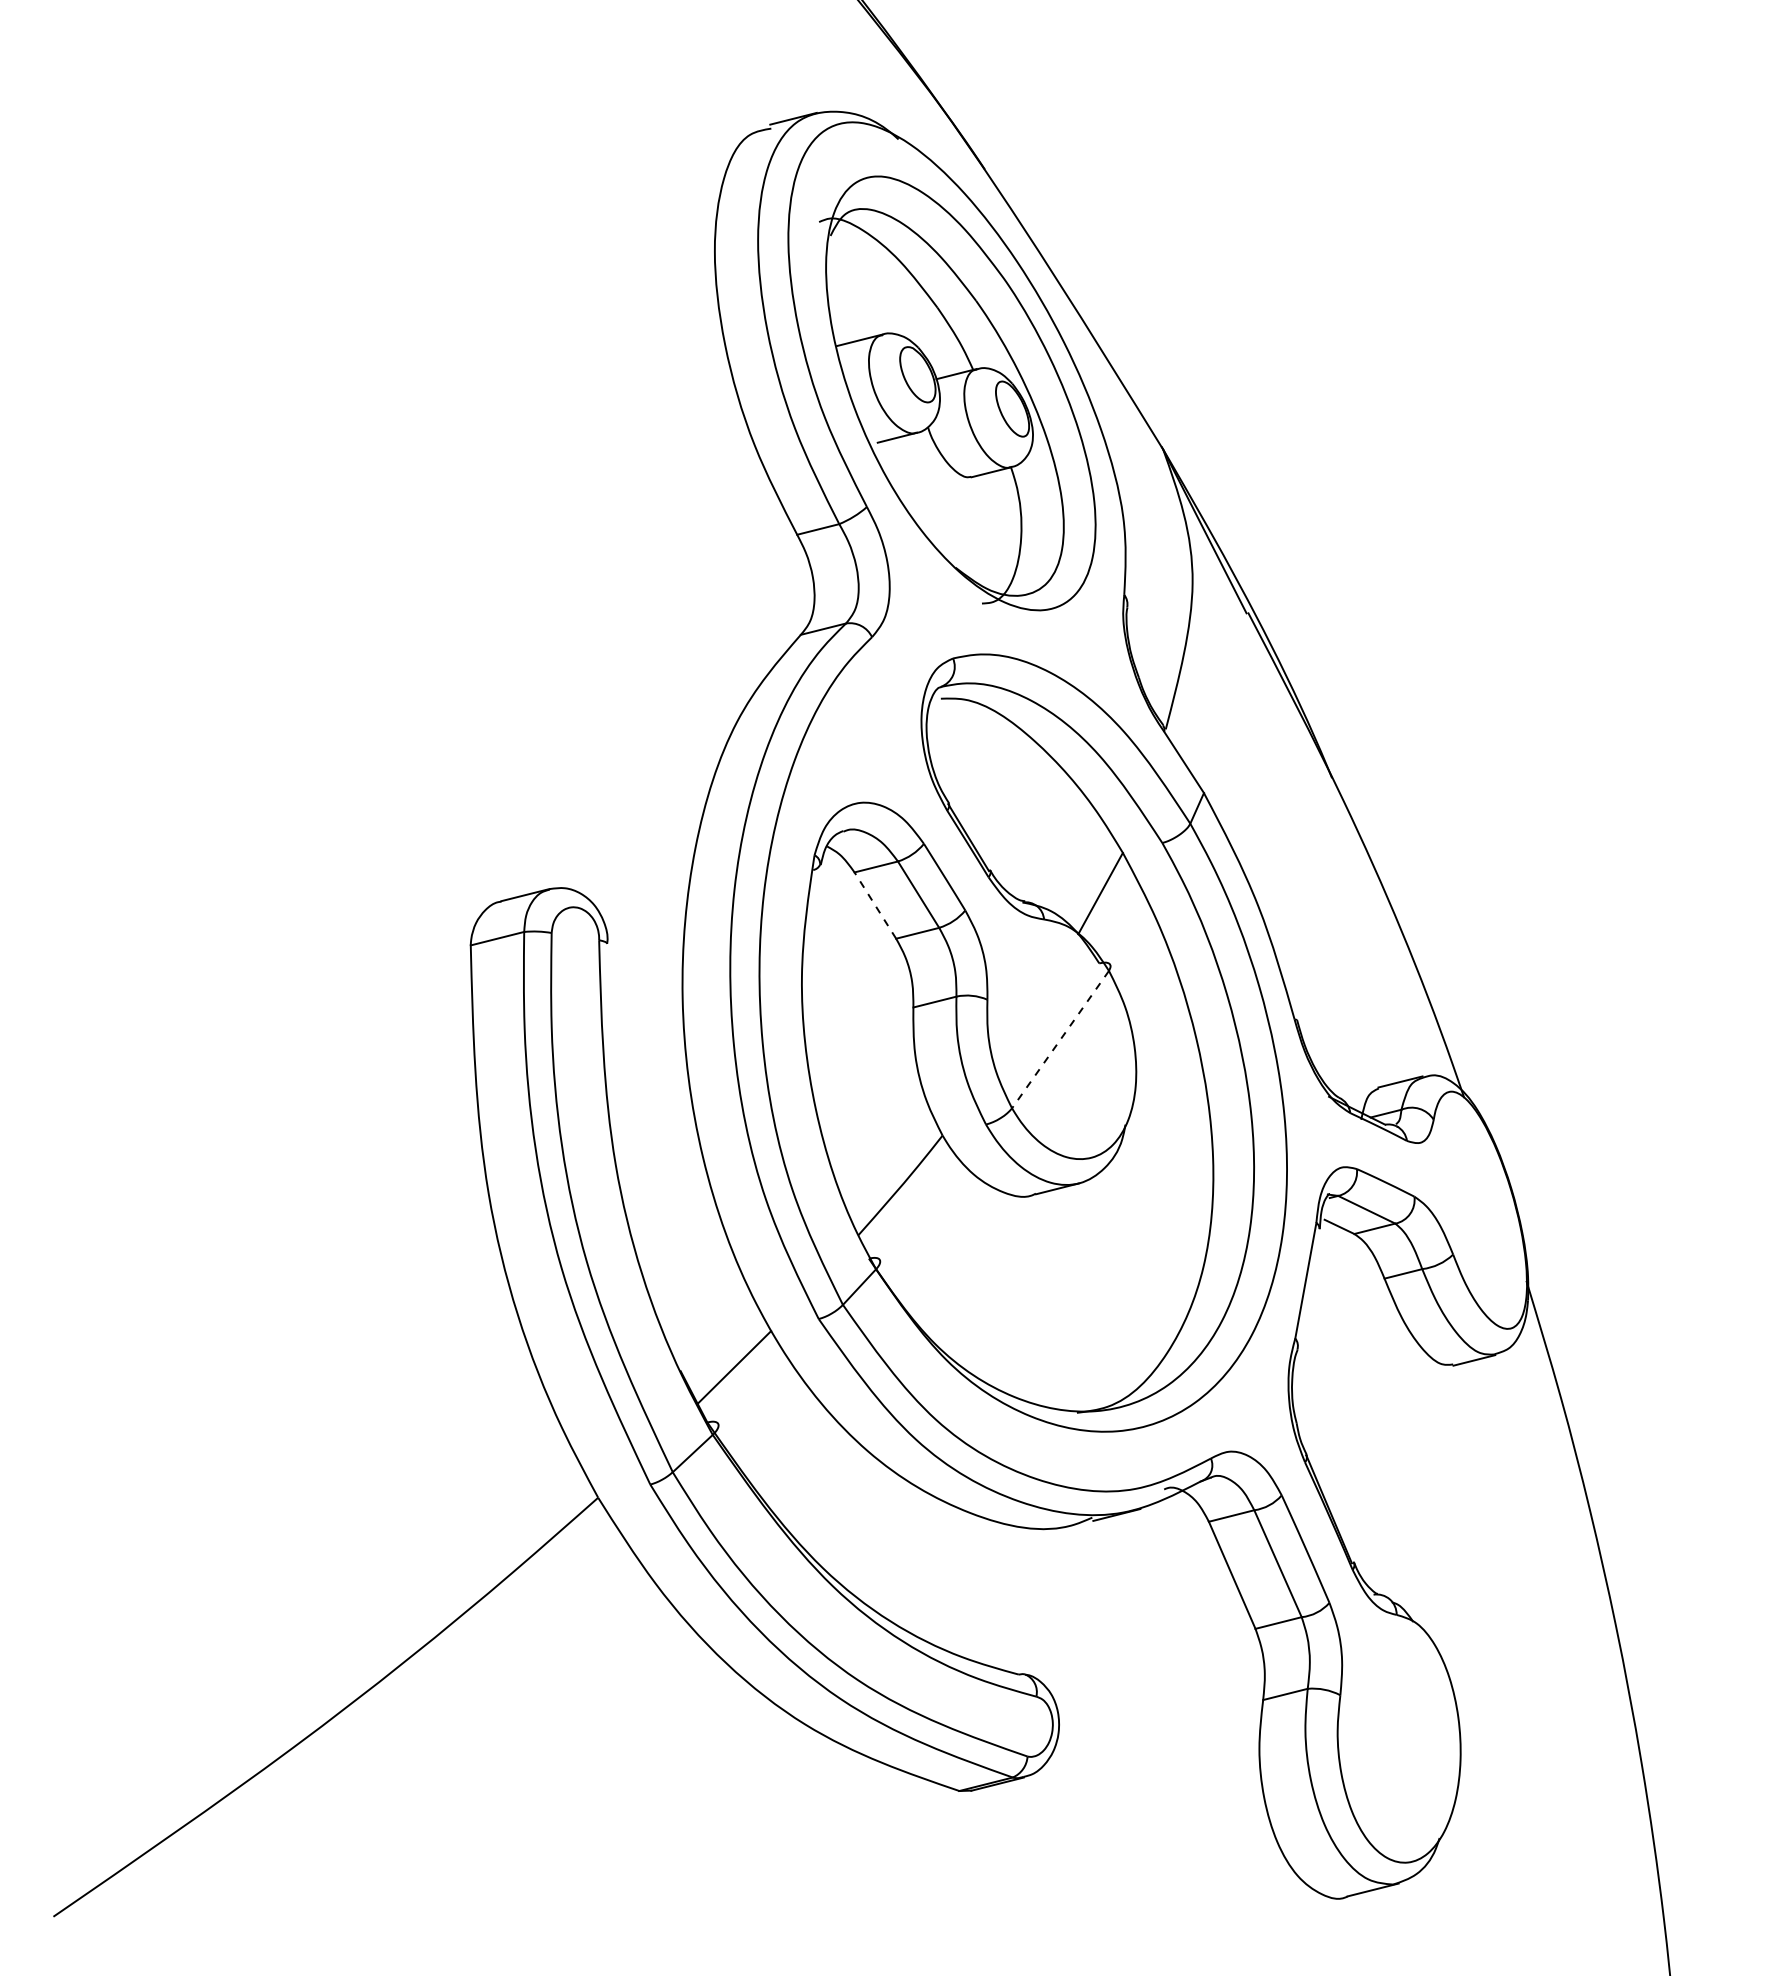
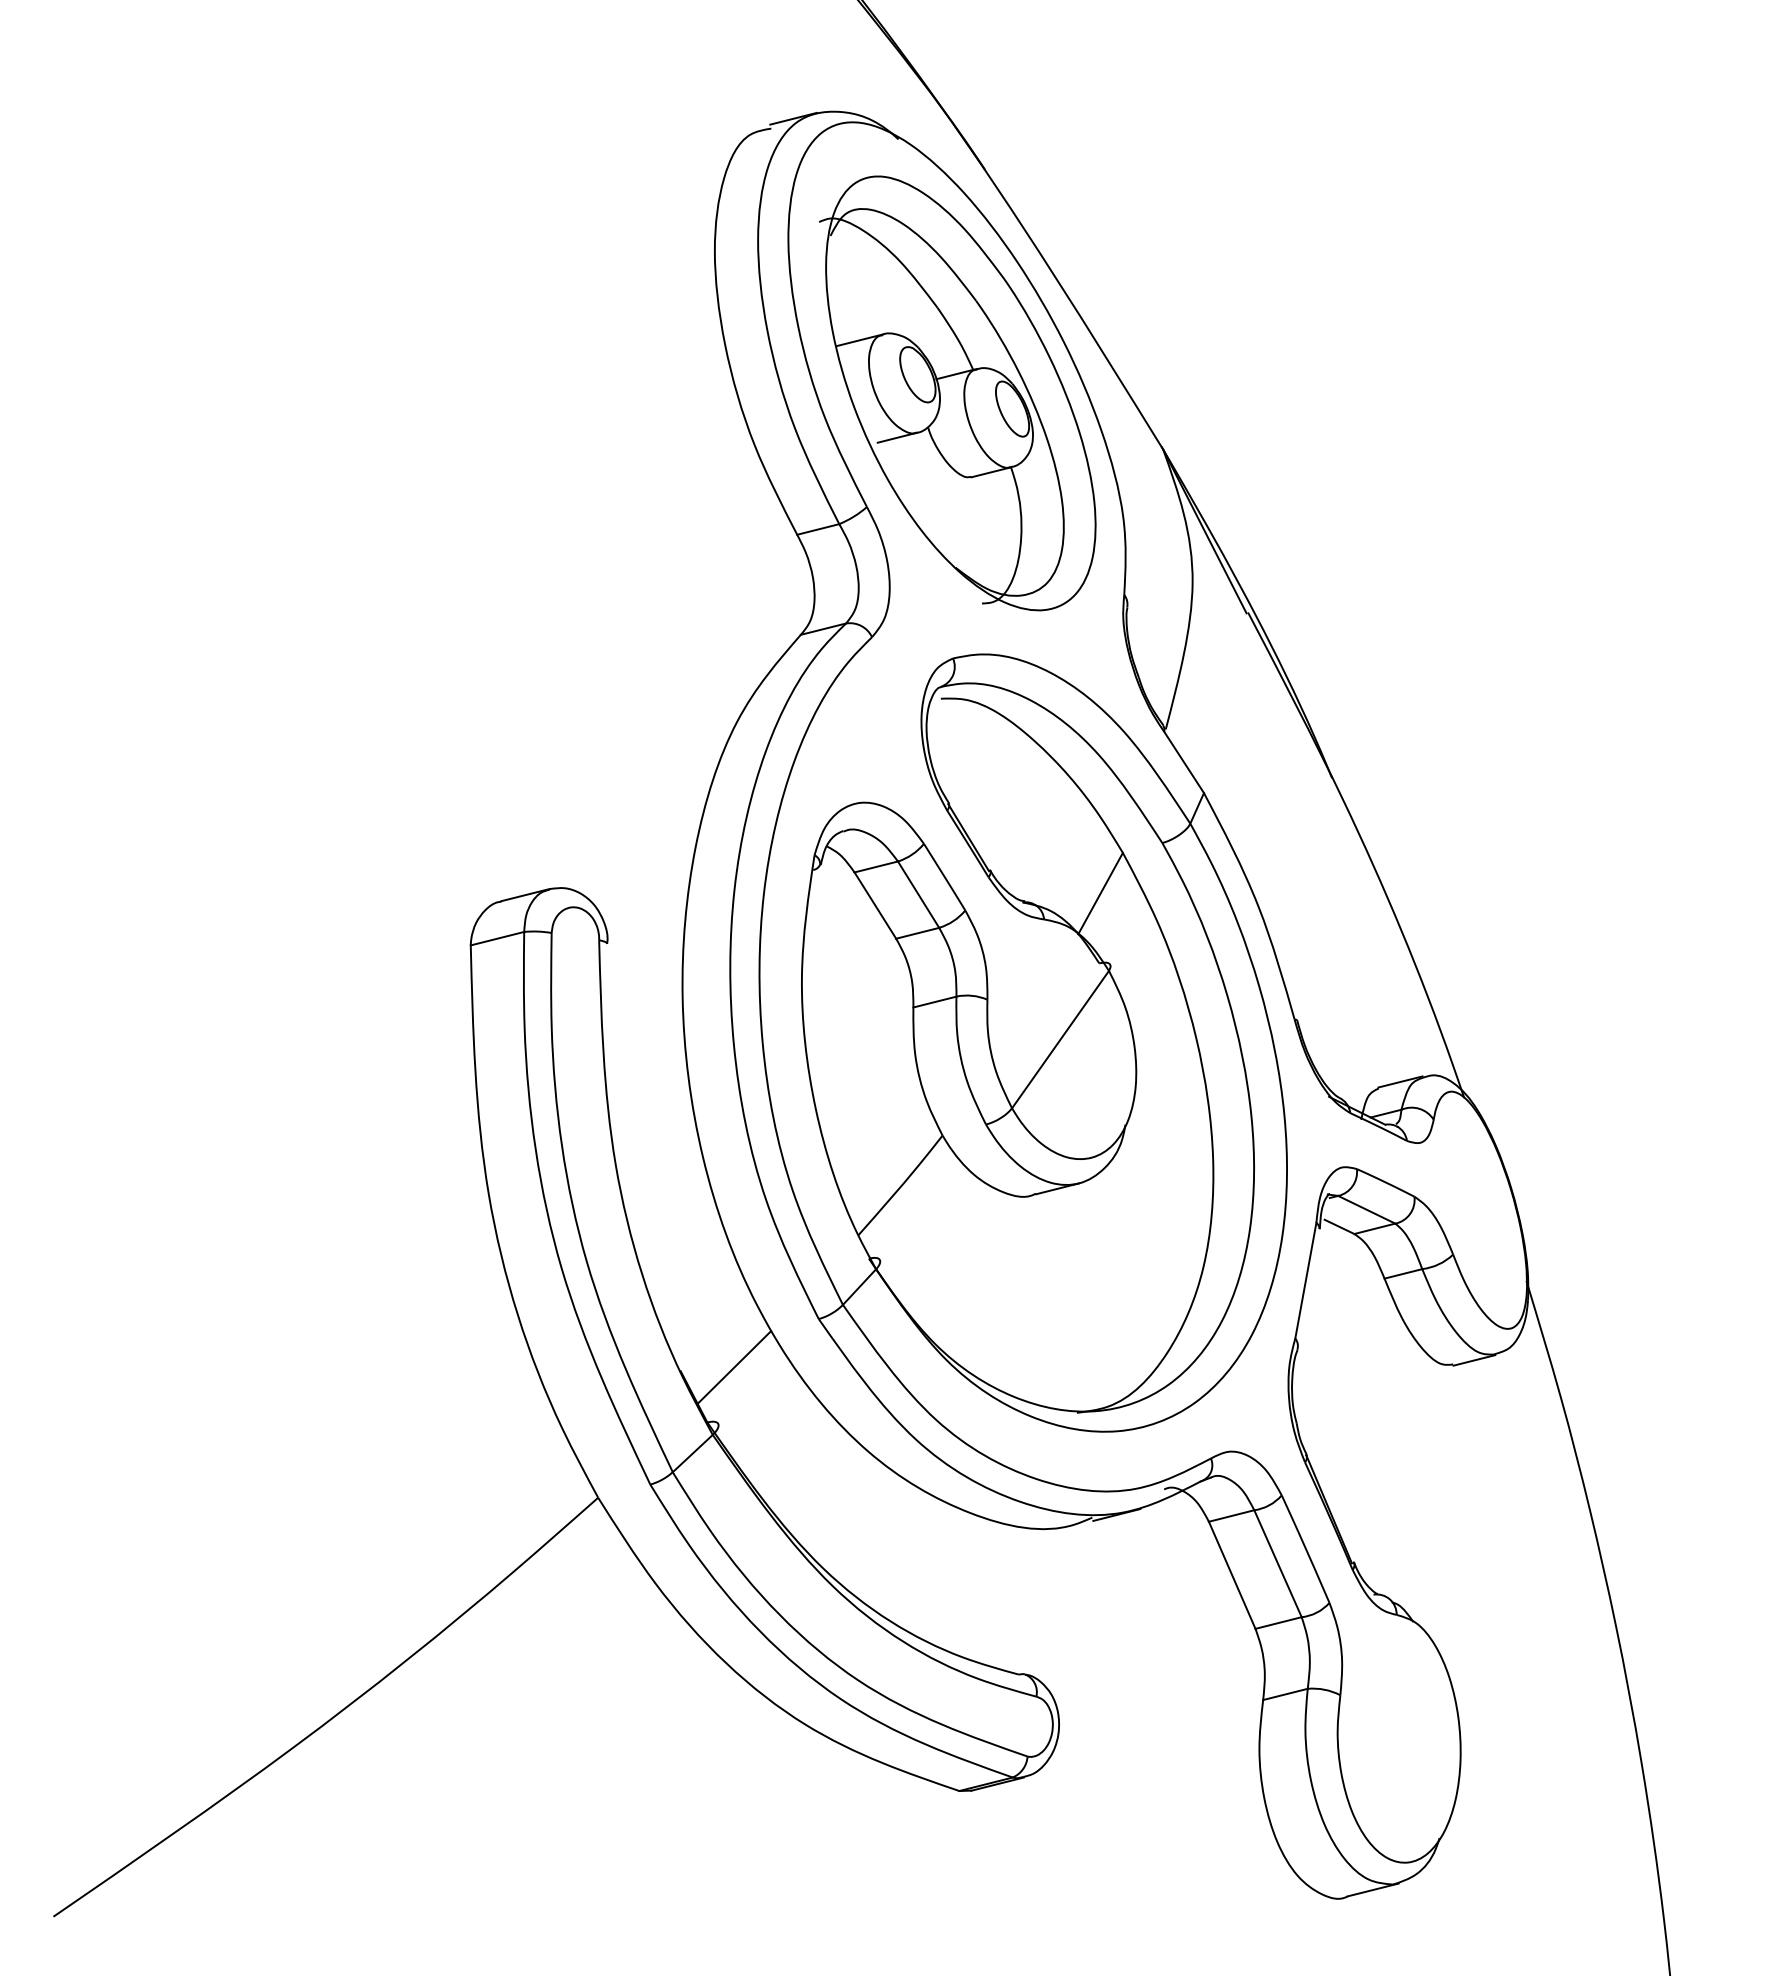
line: dashed -> solid (875, 905)
line: dashed -> solid (1060, 1040)
